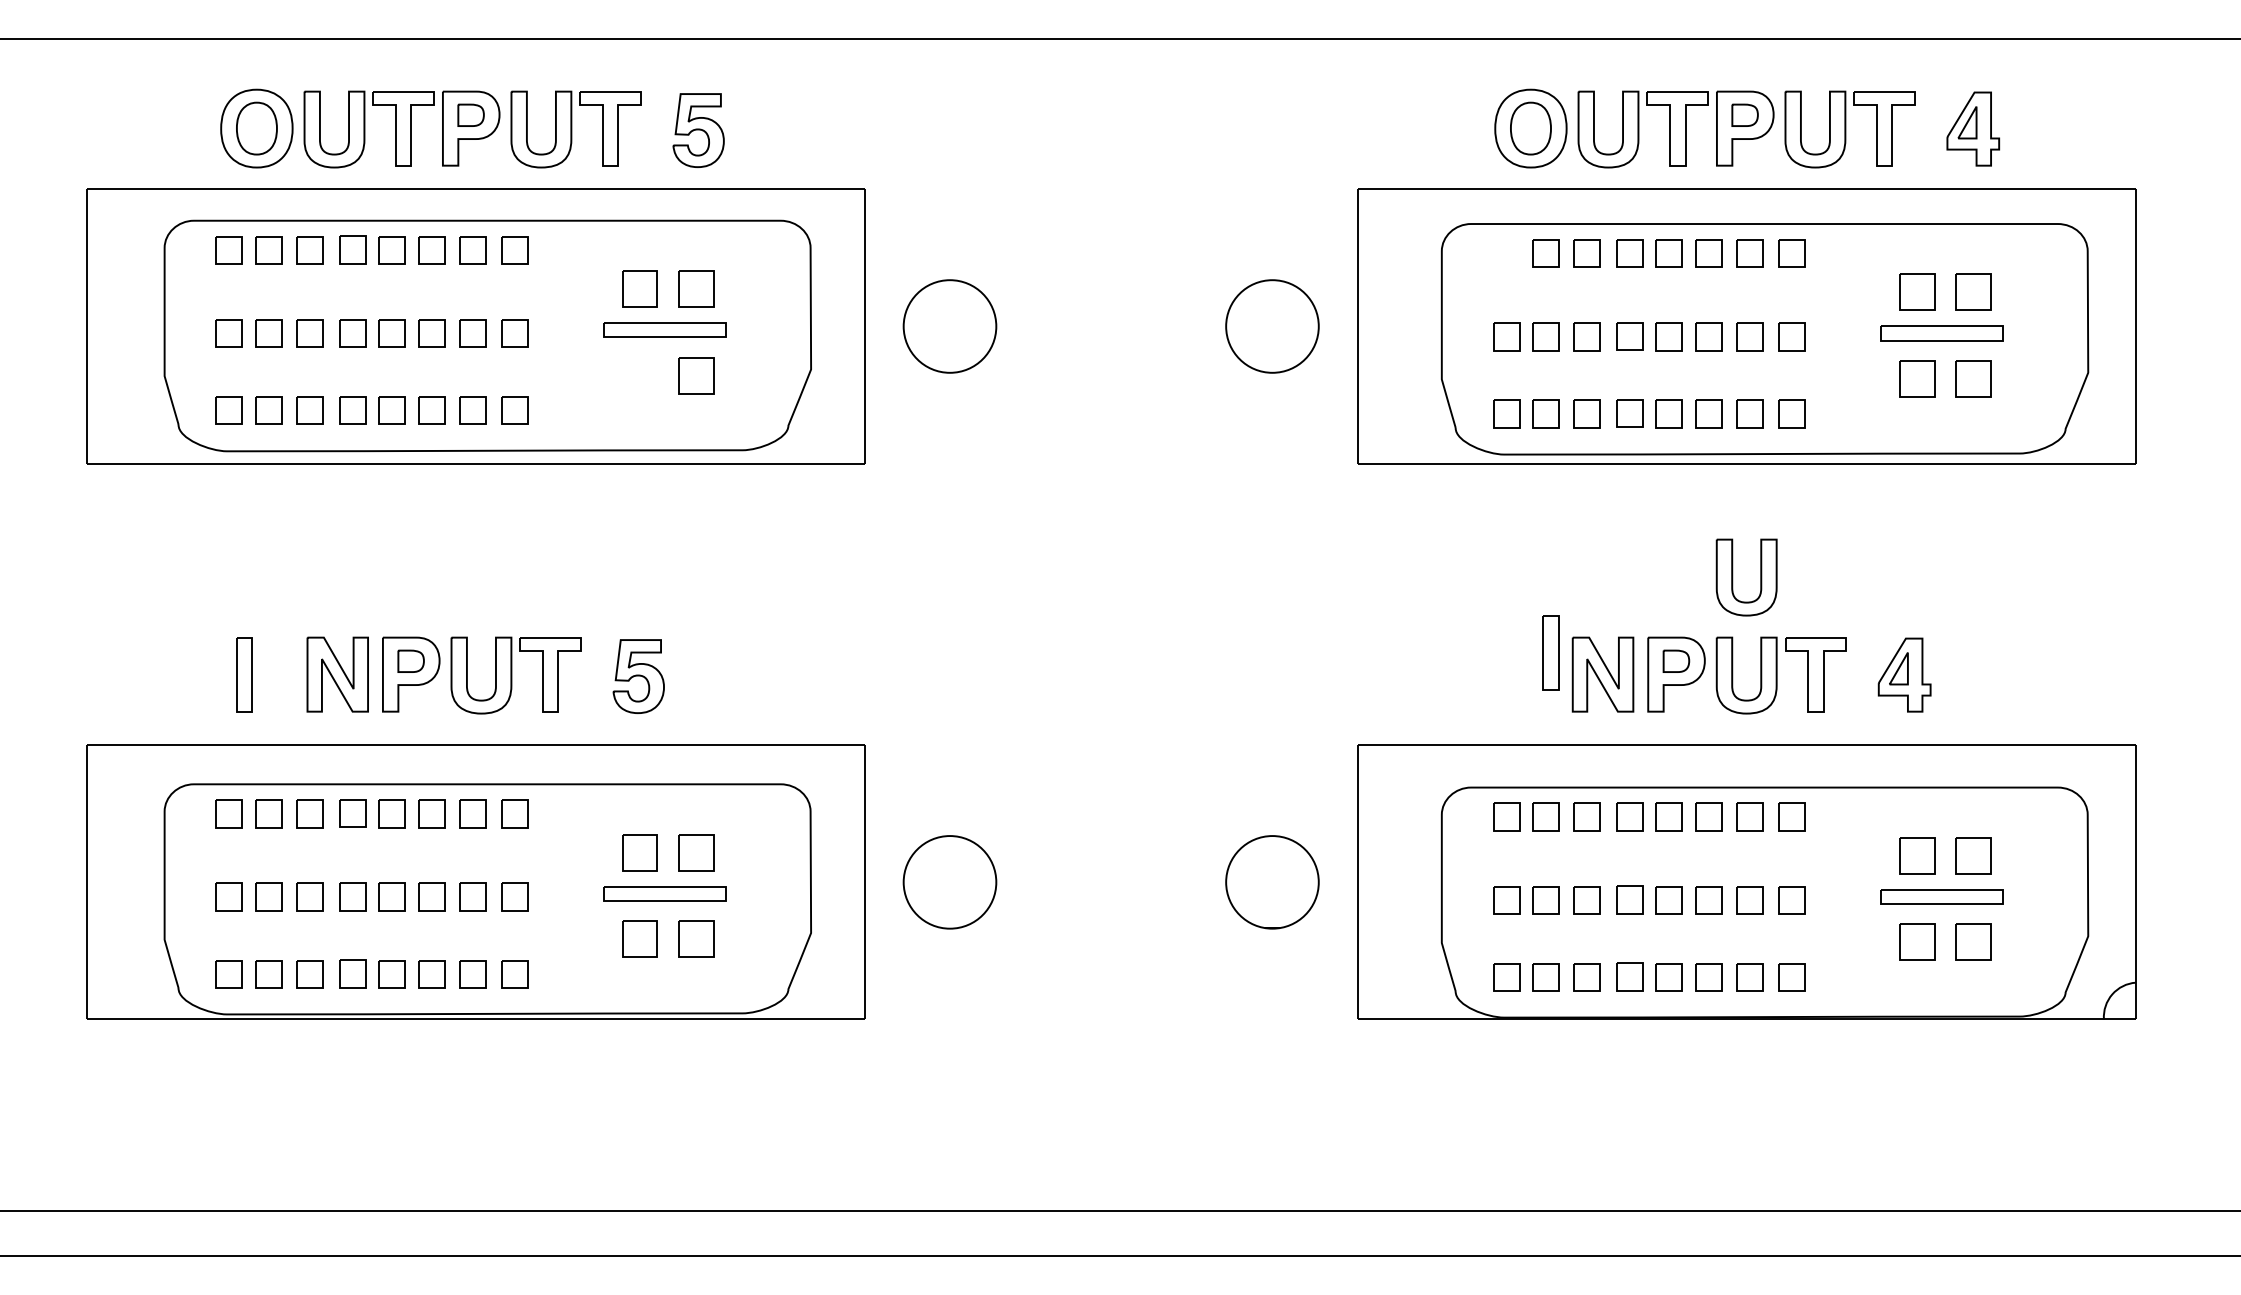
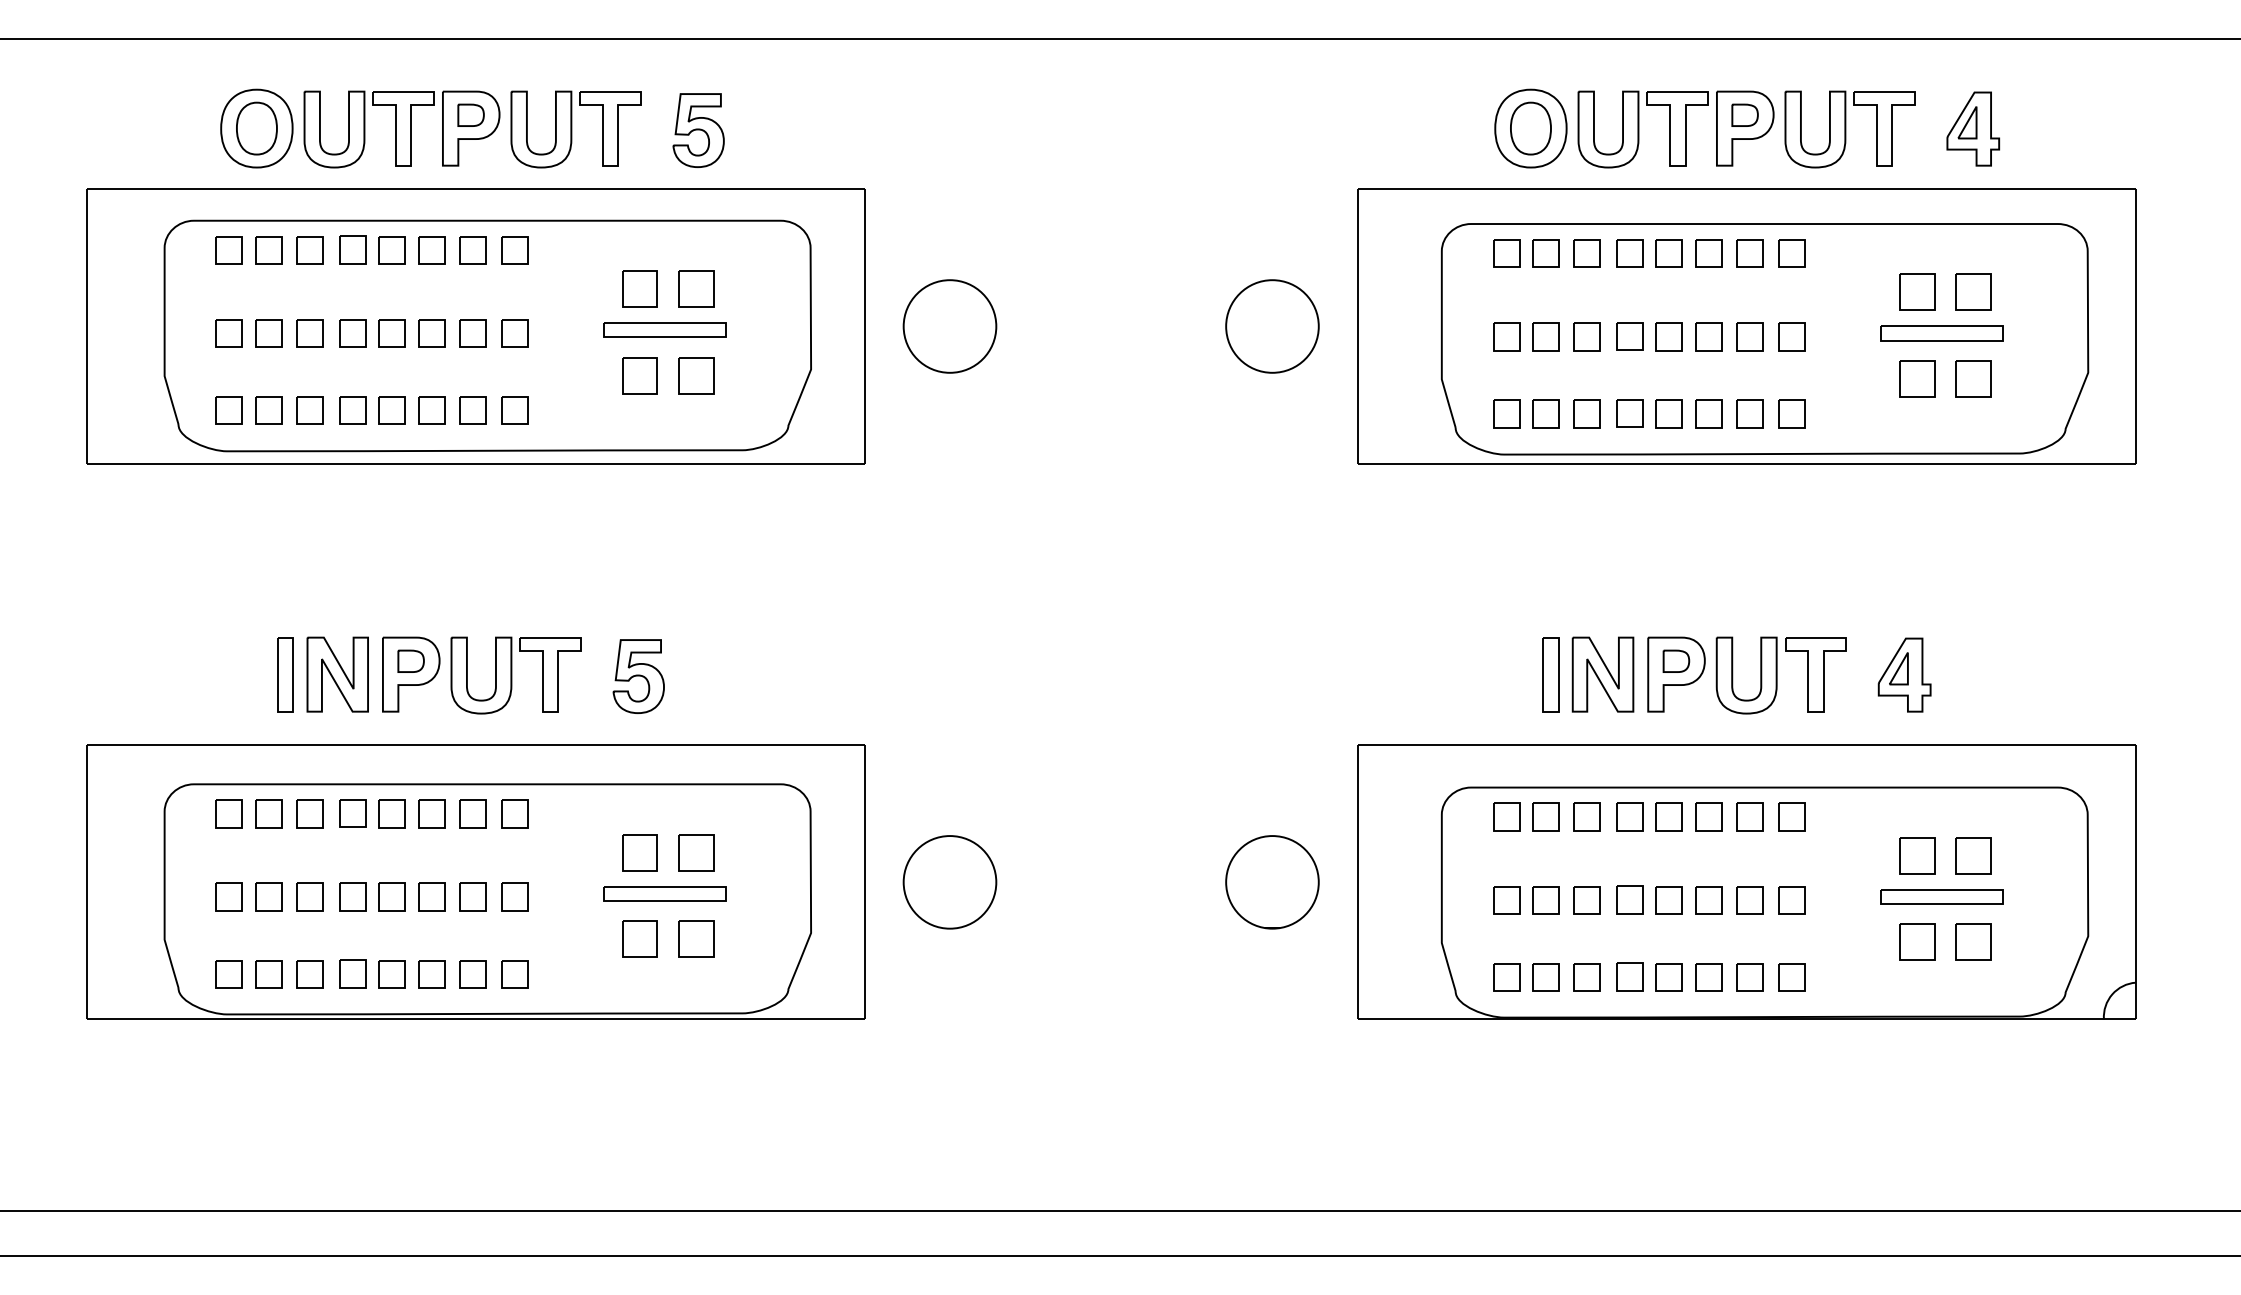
part: none -> present (1506, 253)
part: none -> present (639, 375)
part: present -> none (1733, 577)
part position: (1550, 652) -> (1550, 674) (1550, 674)
part position: (244, 674) -> (285, 674) (285, 674)
